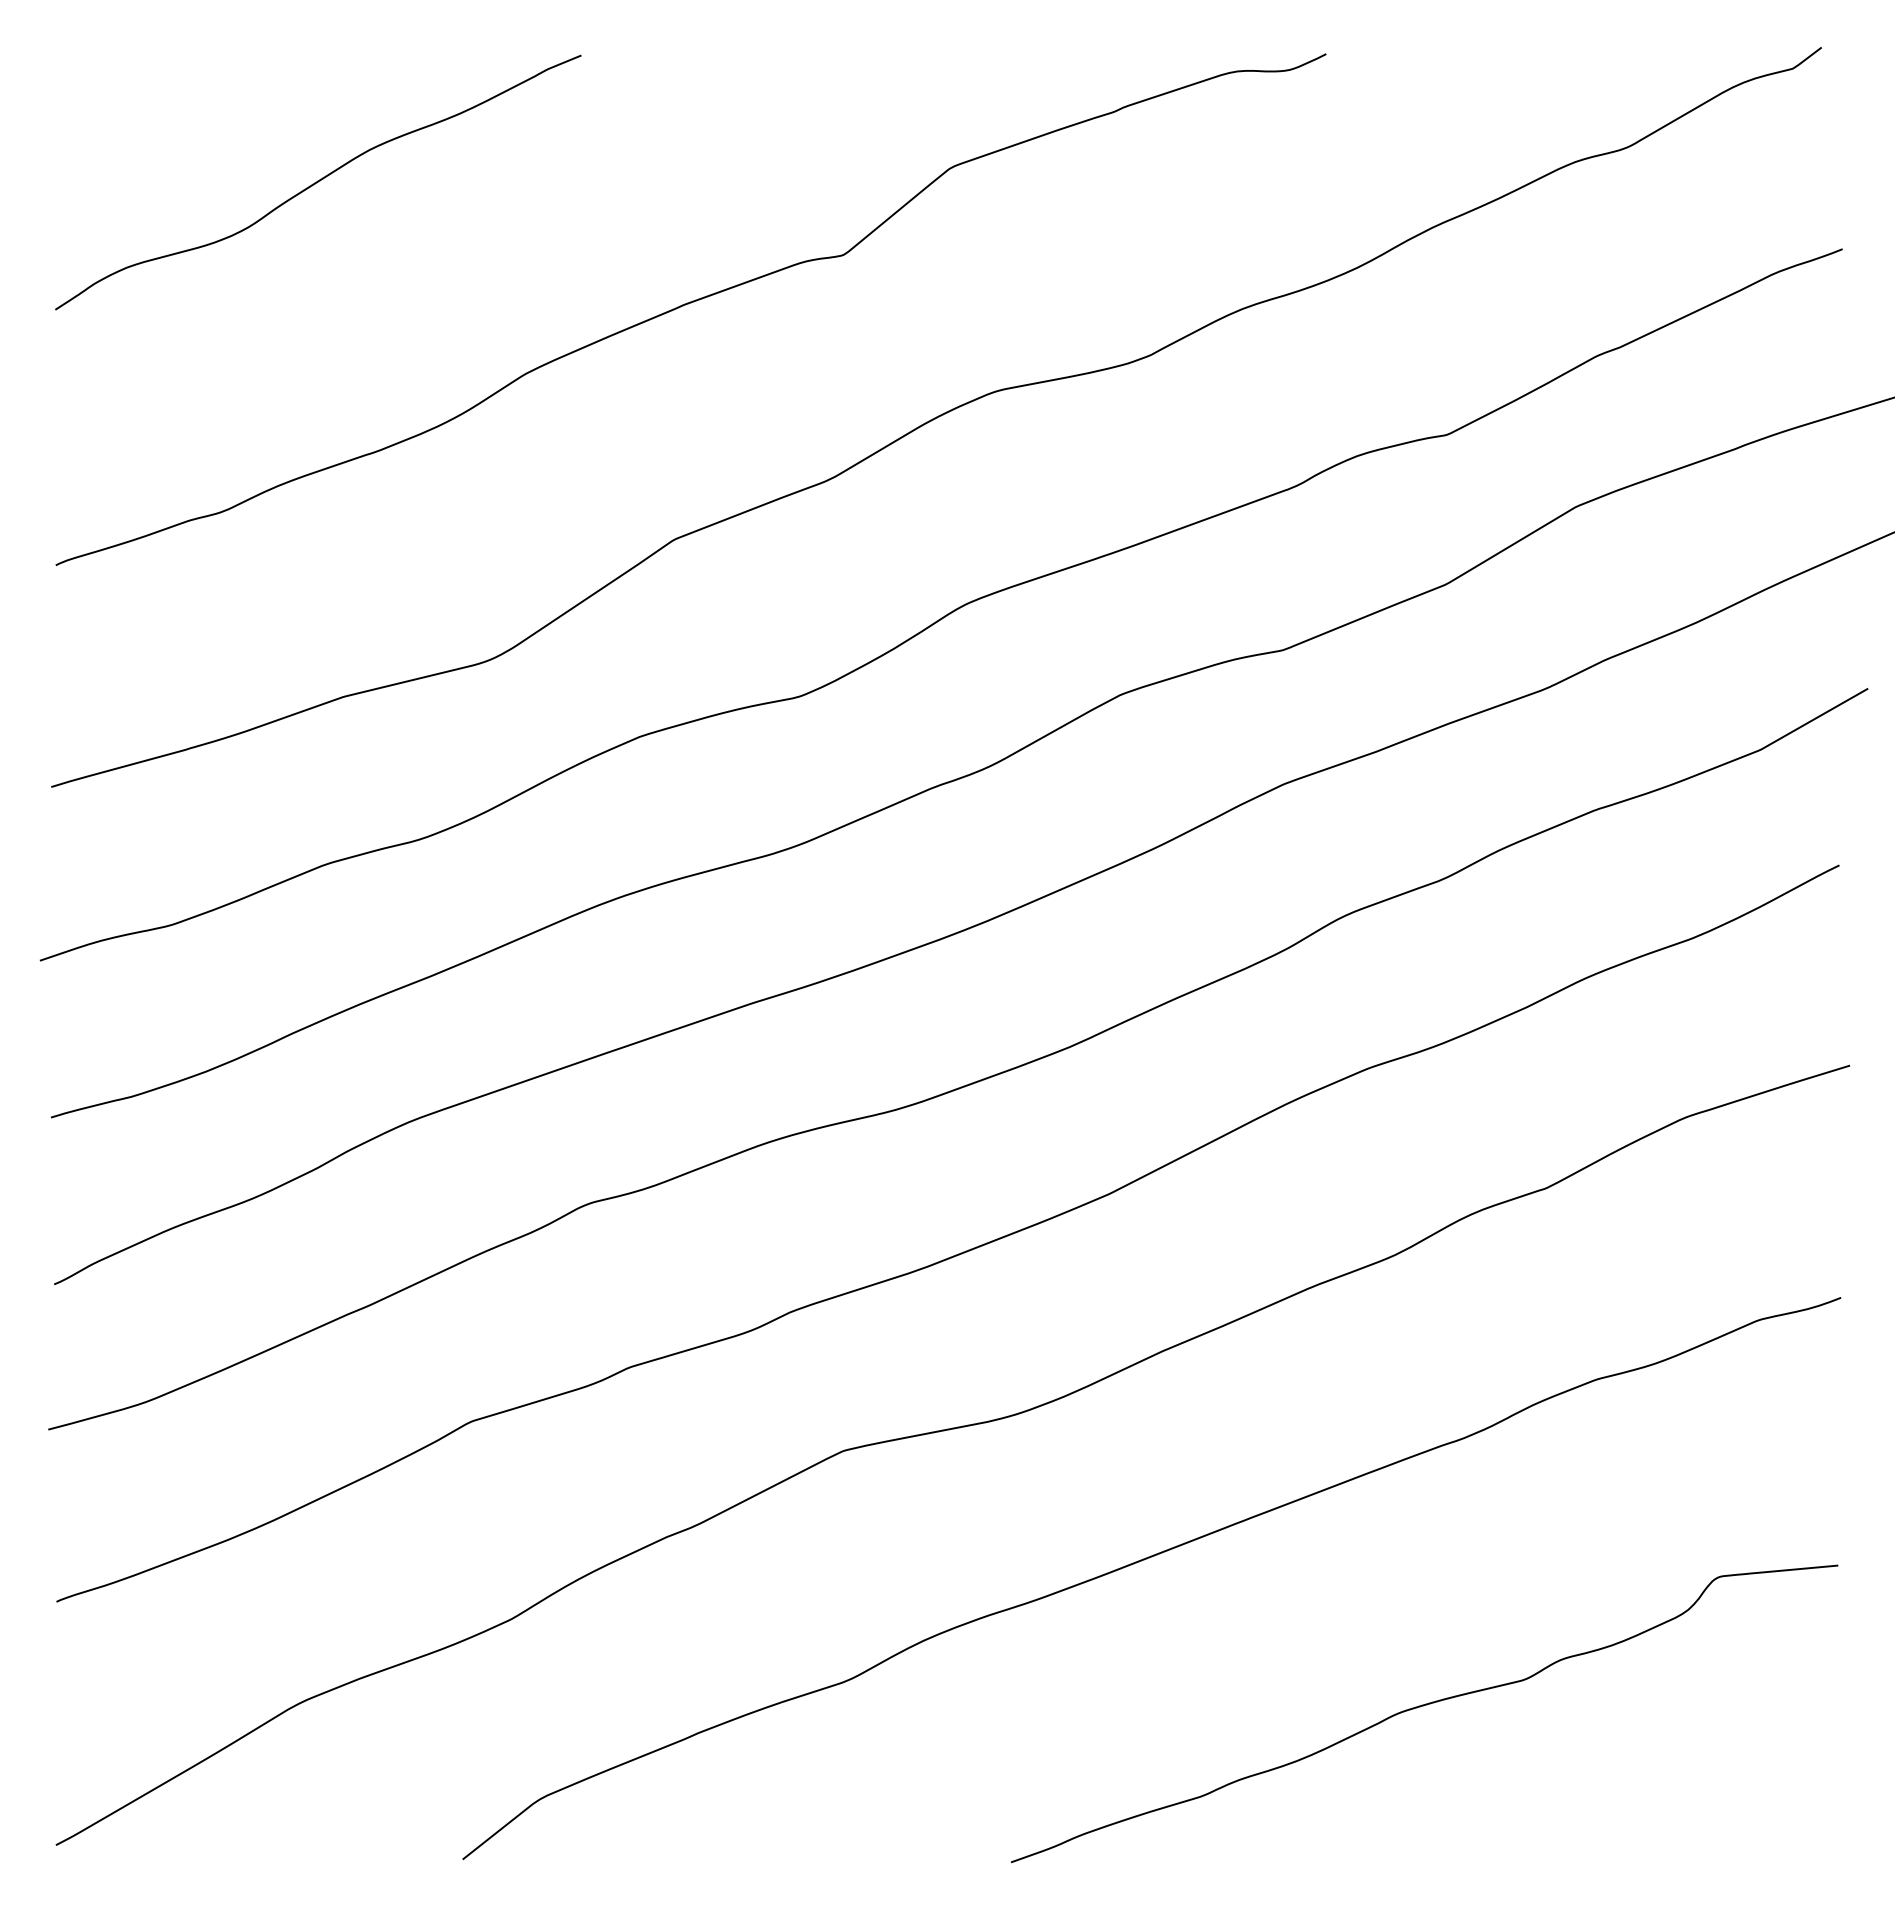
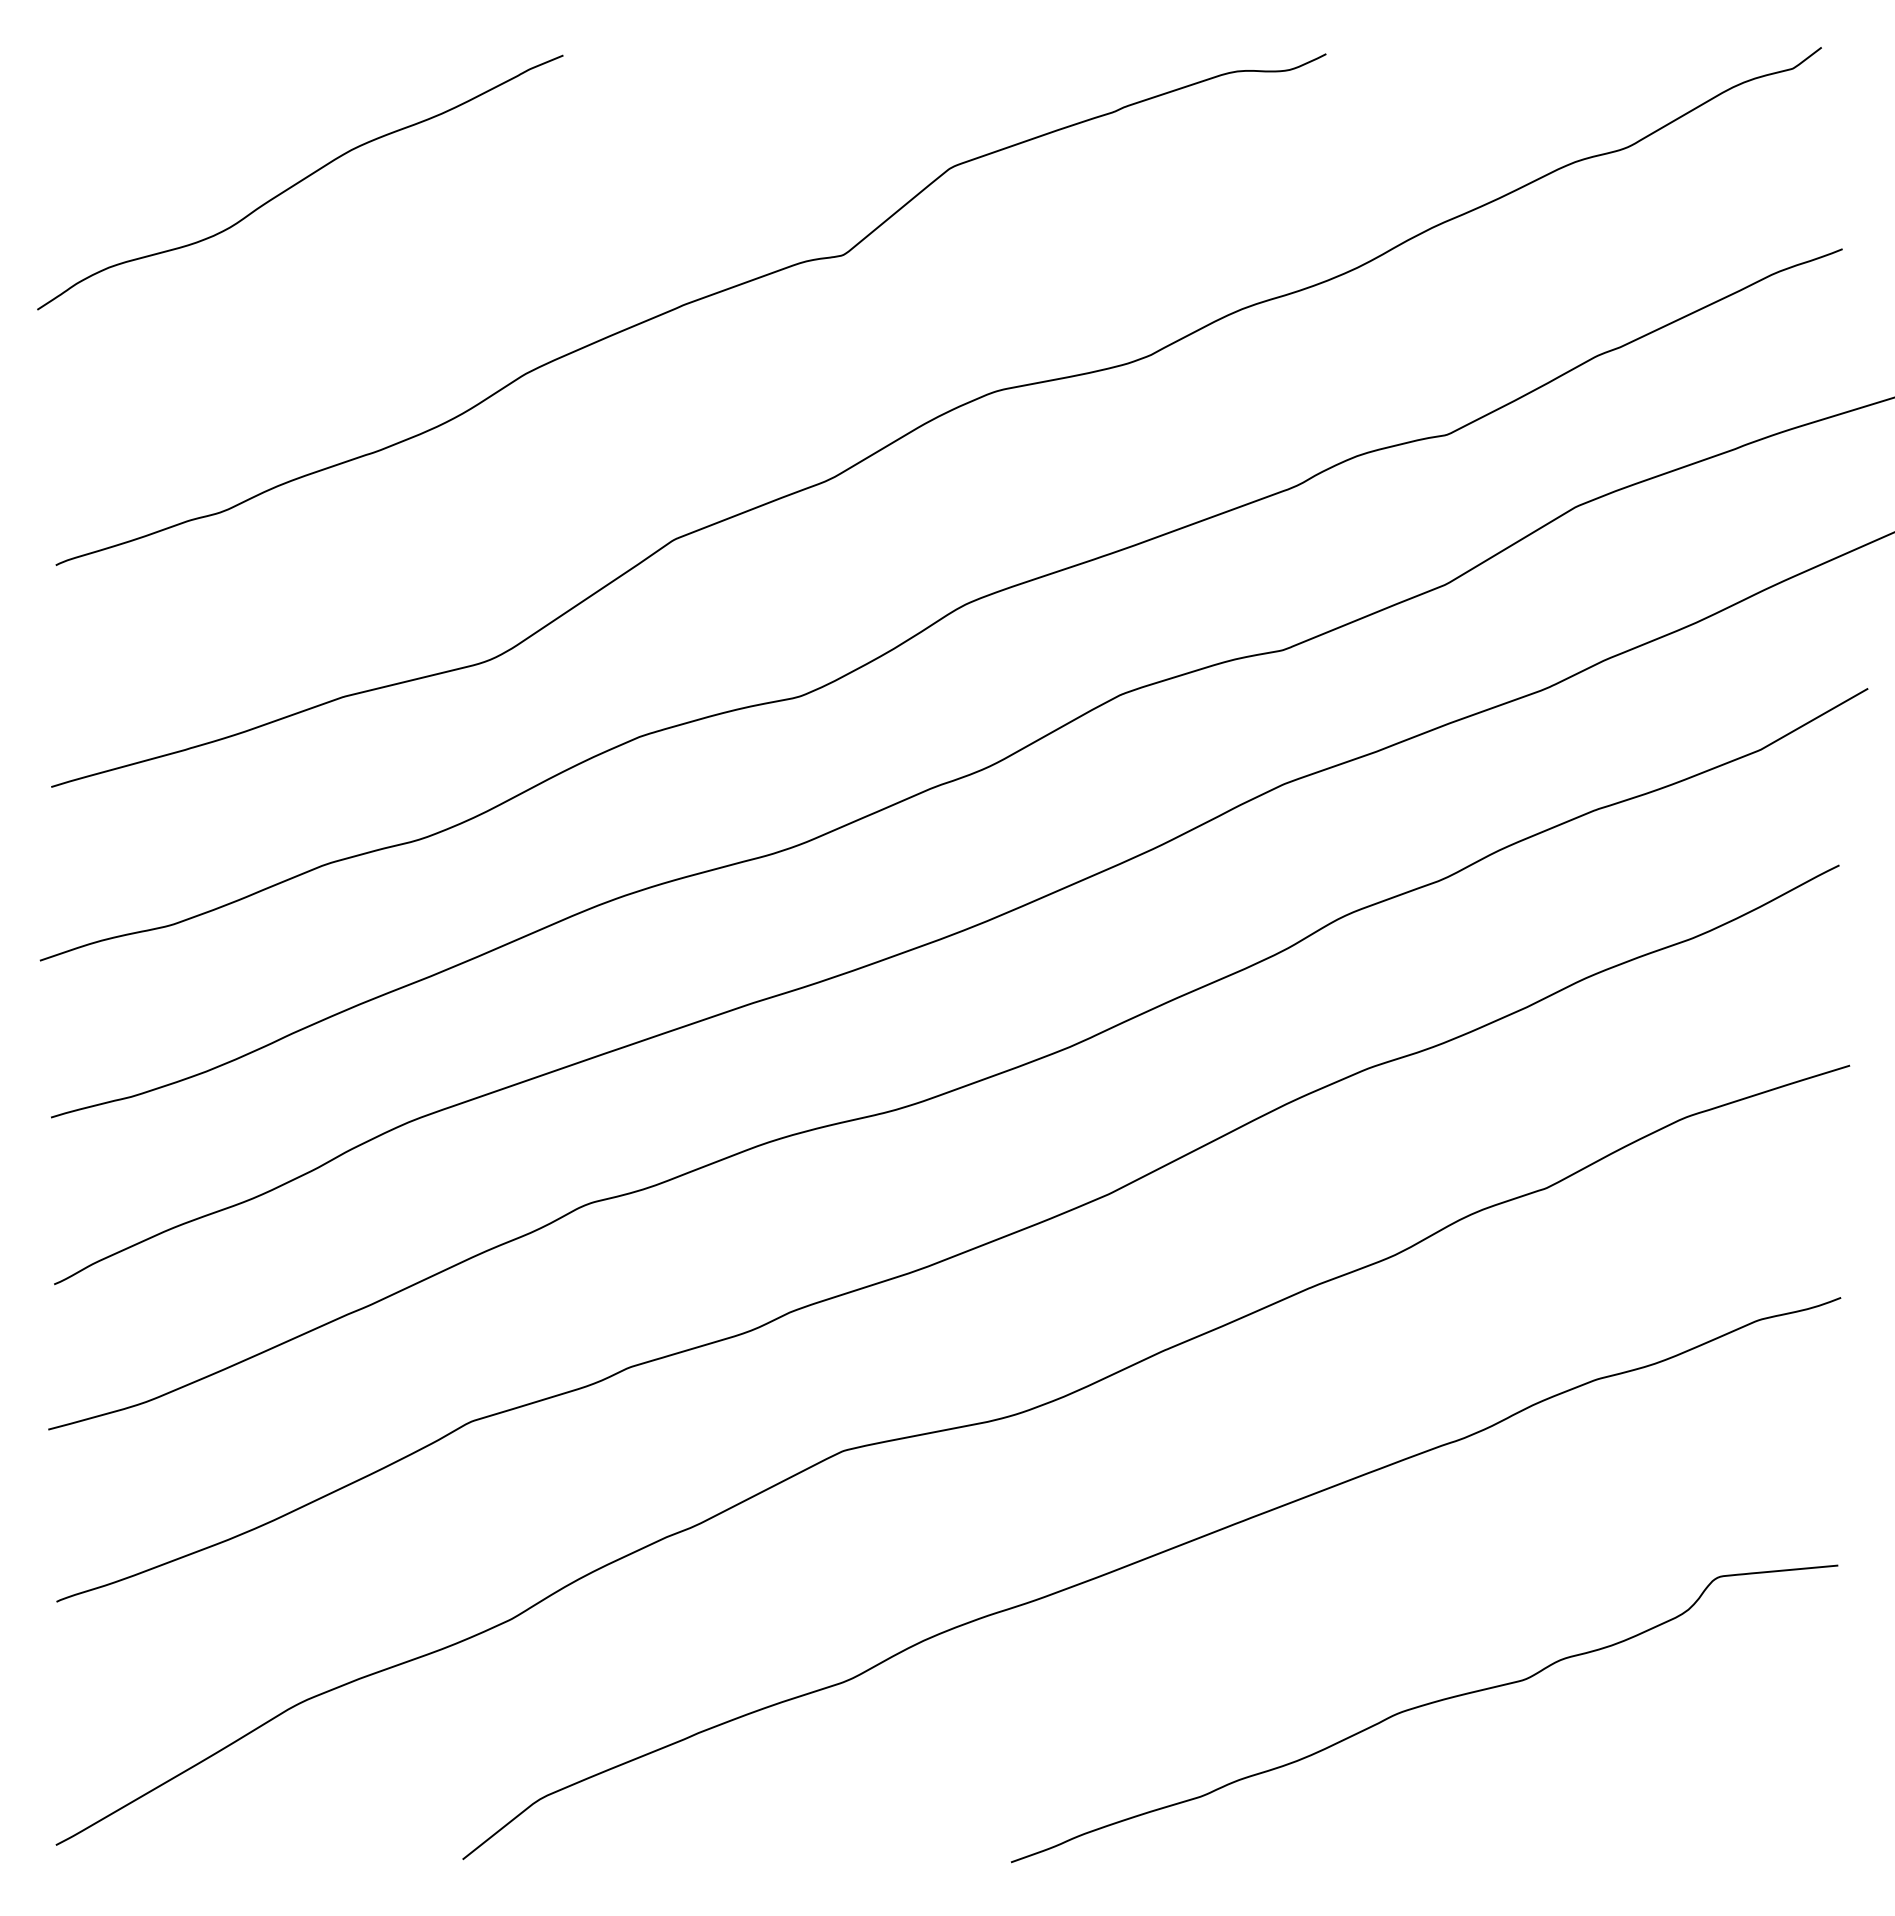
curve position: (318, 182) -> (300, 182) (300, 182)
